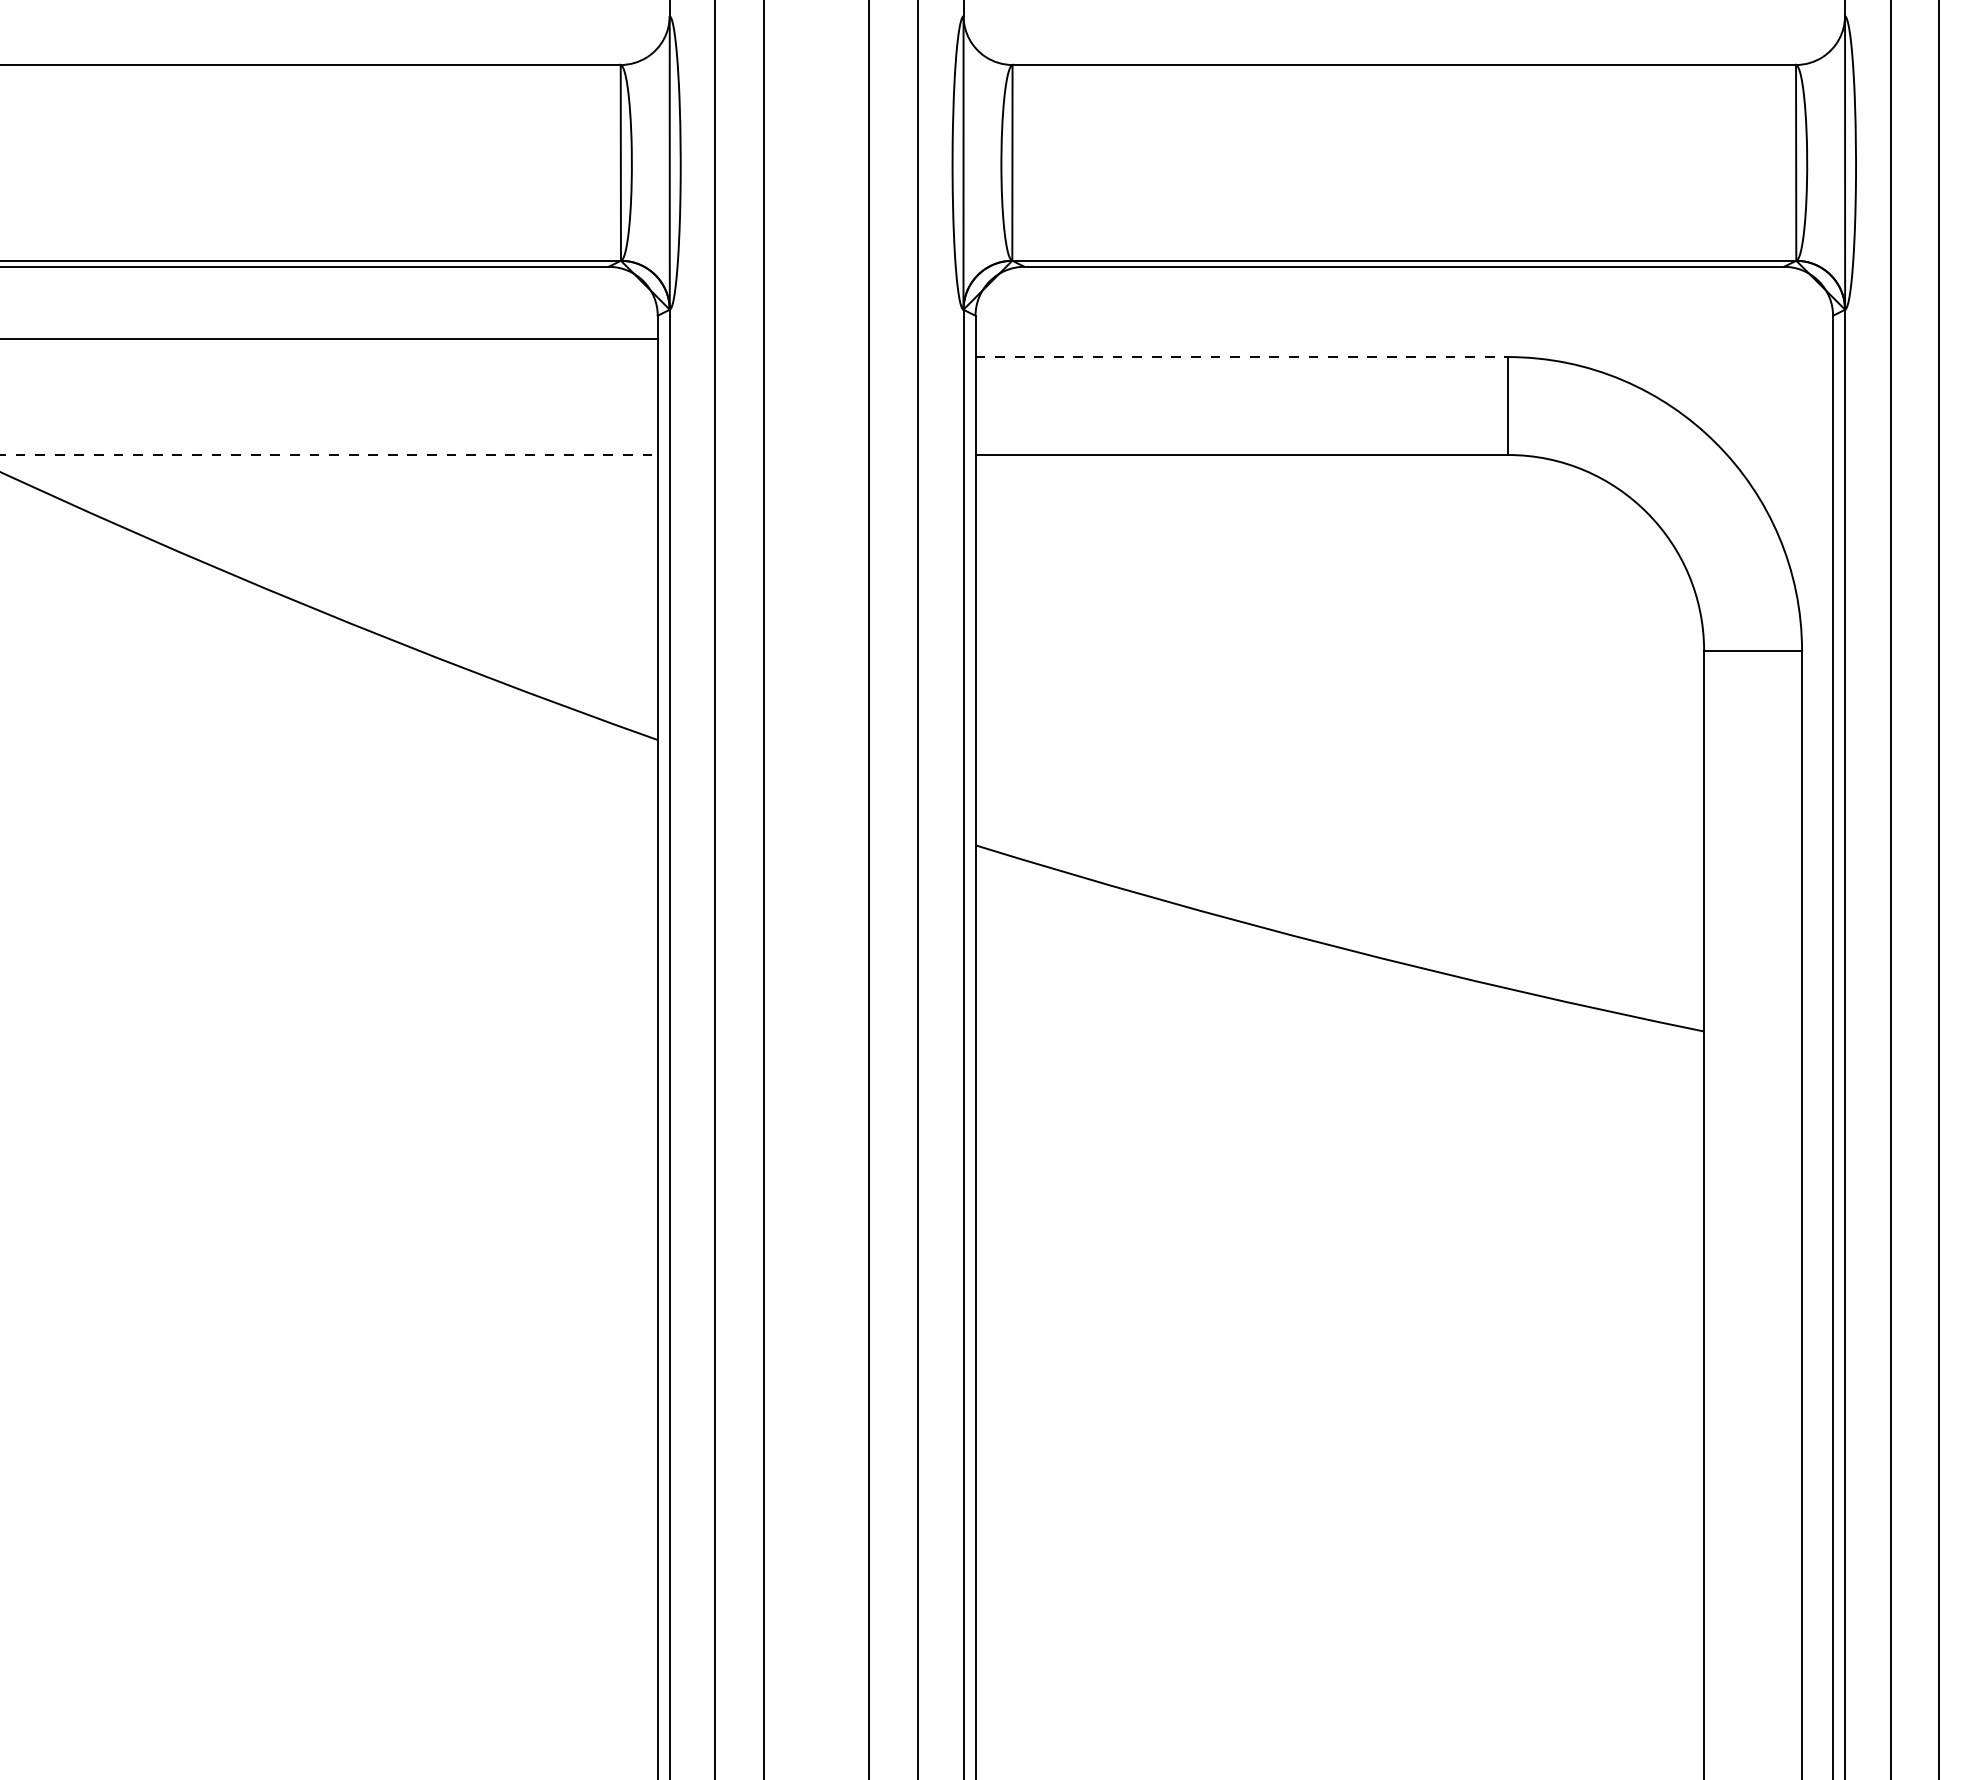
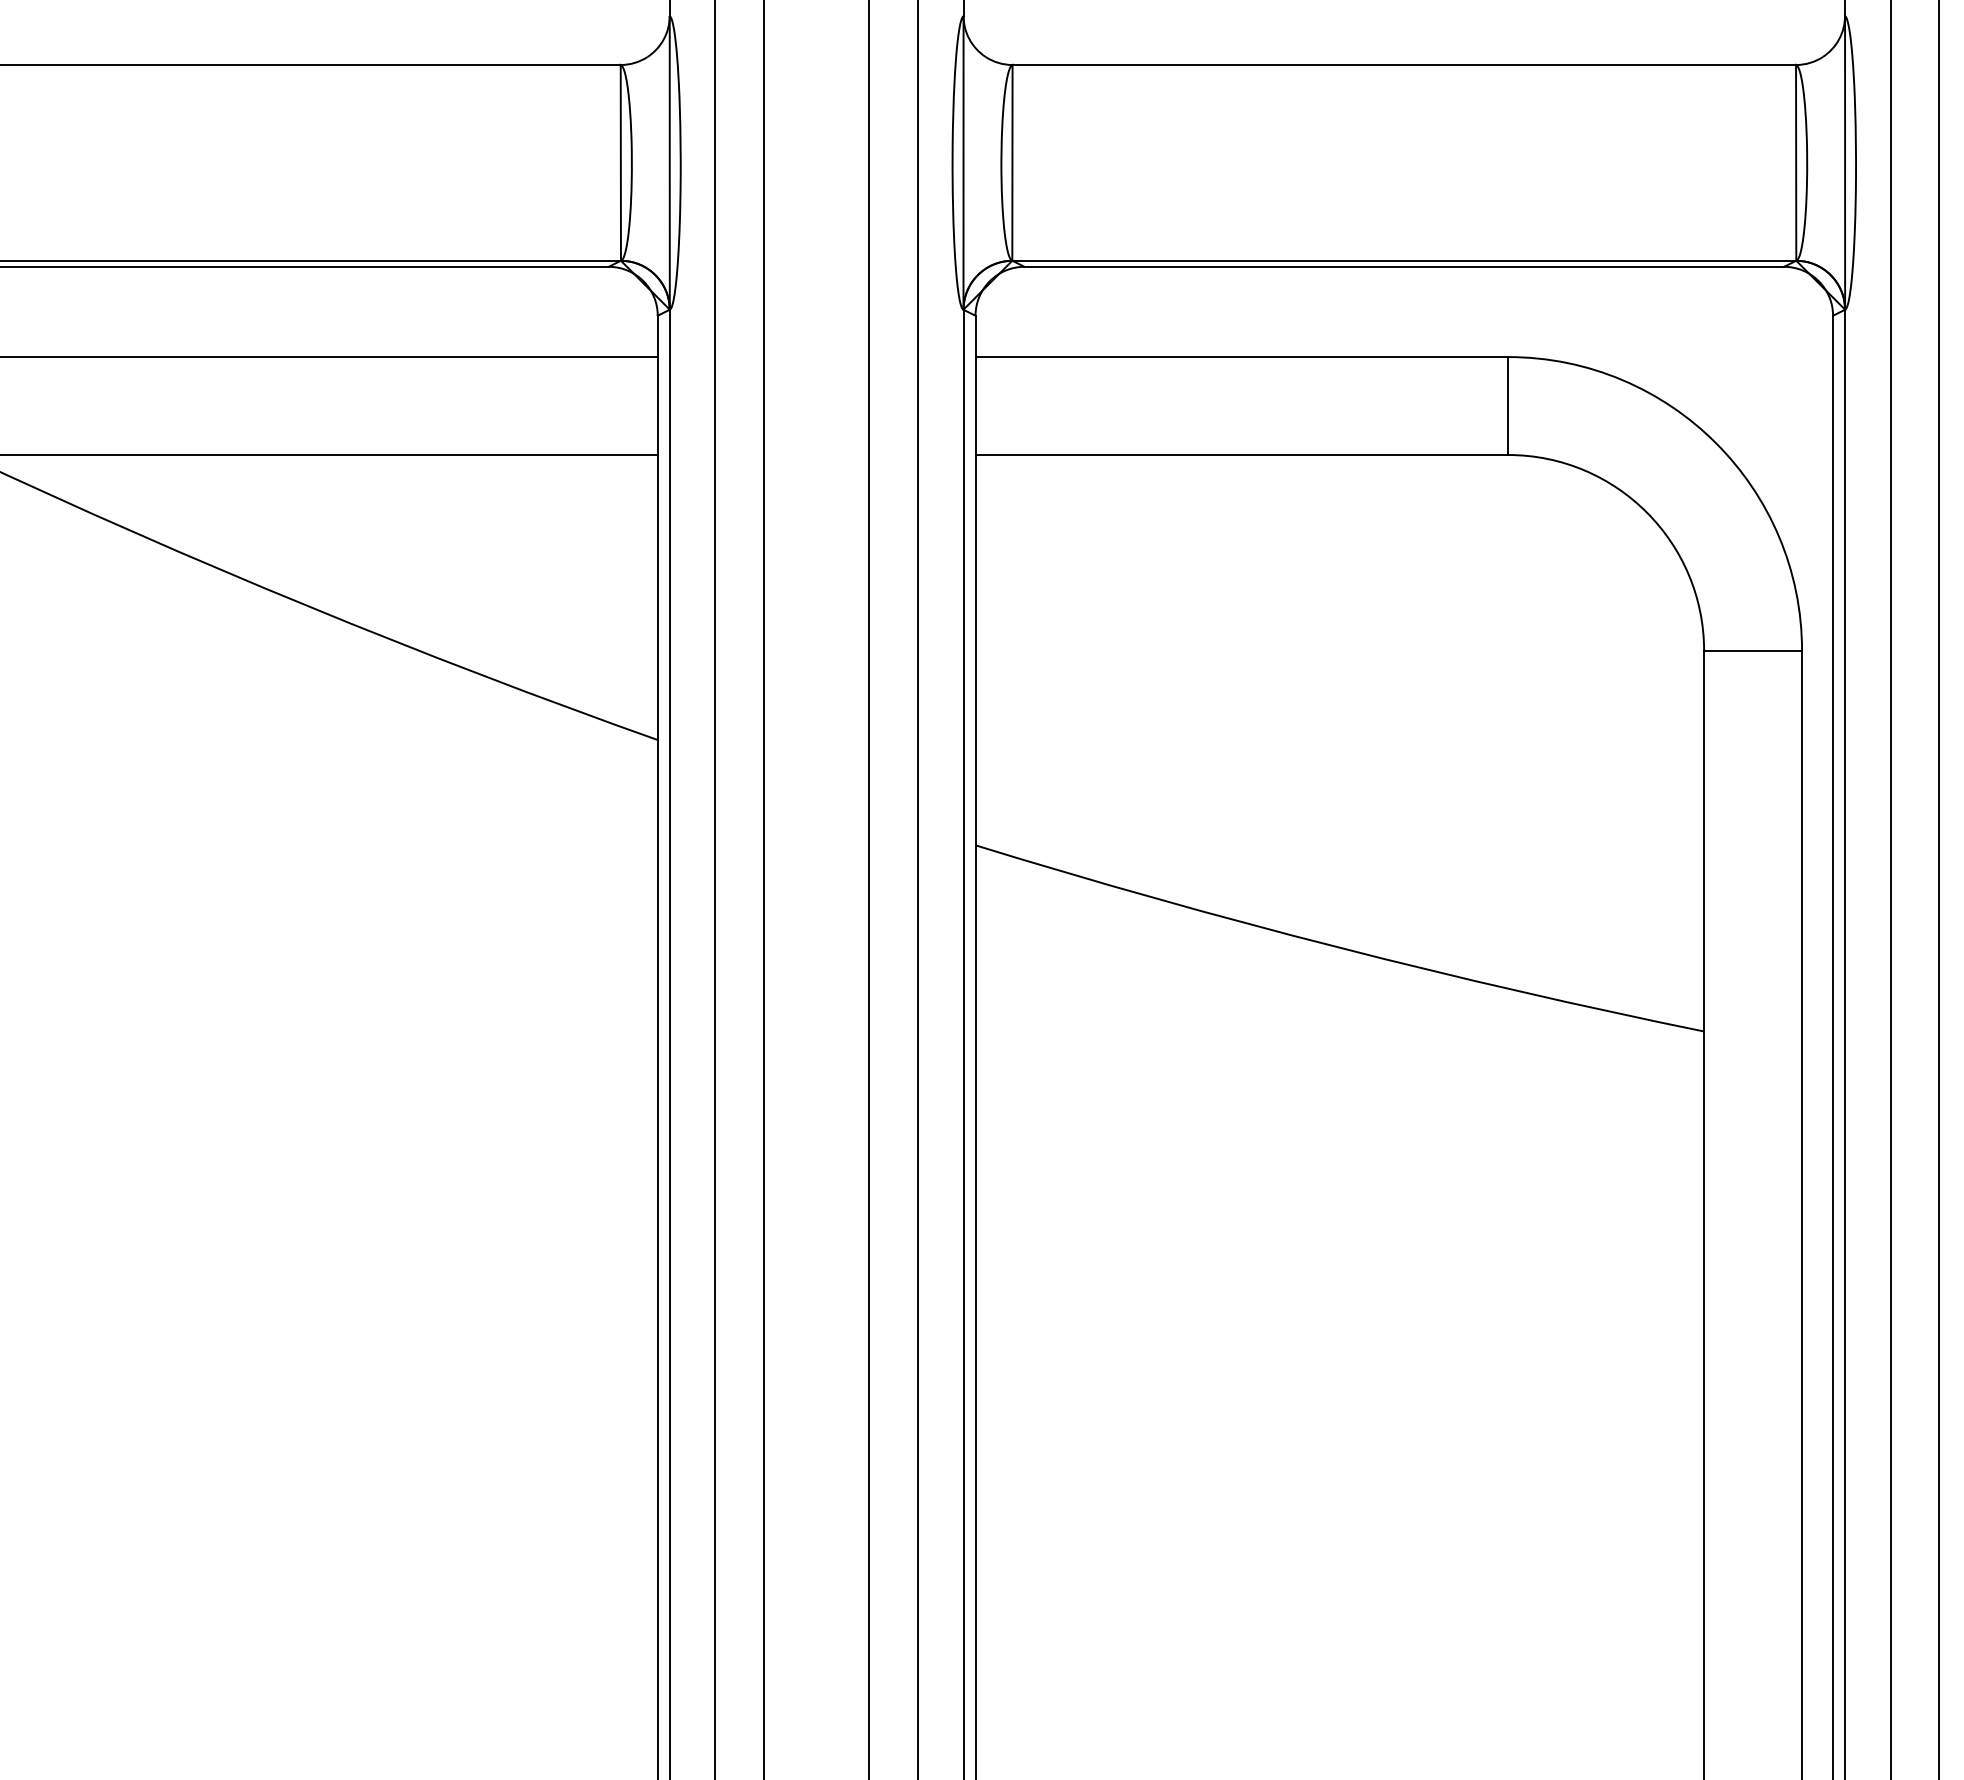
line position: (329, 339) -> (329, 357) (329, 357)
line: dashed -> solid (1242, 357)
line: dashed -> solid (328, 455)
